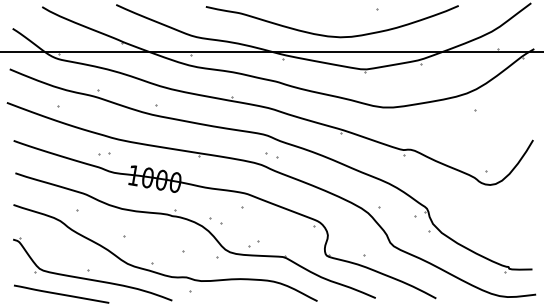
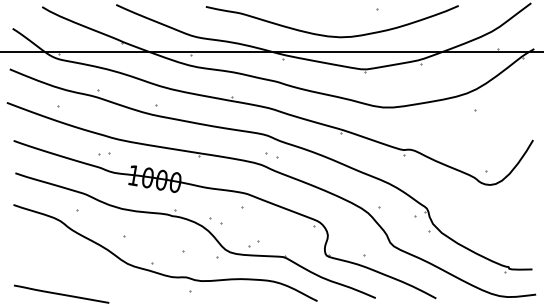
part: present -> none (92, 269)
